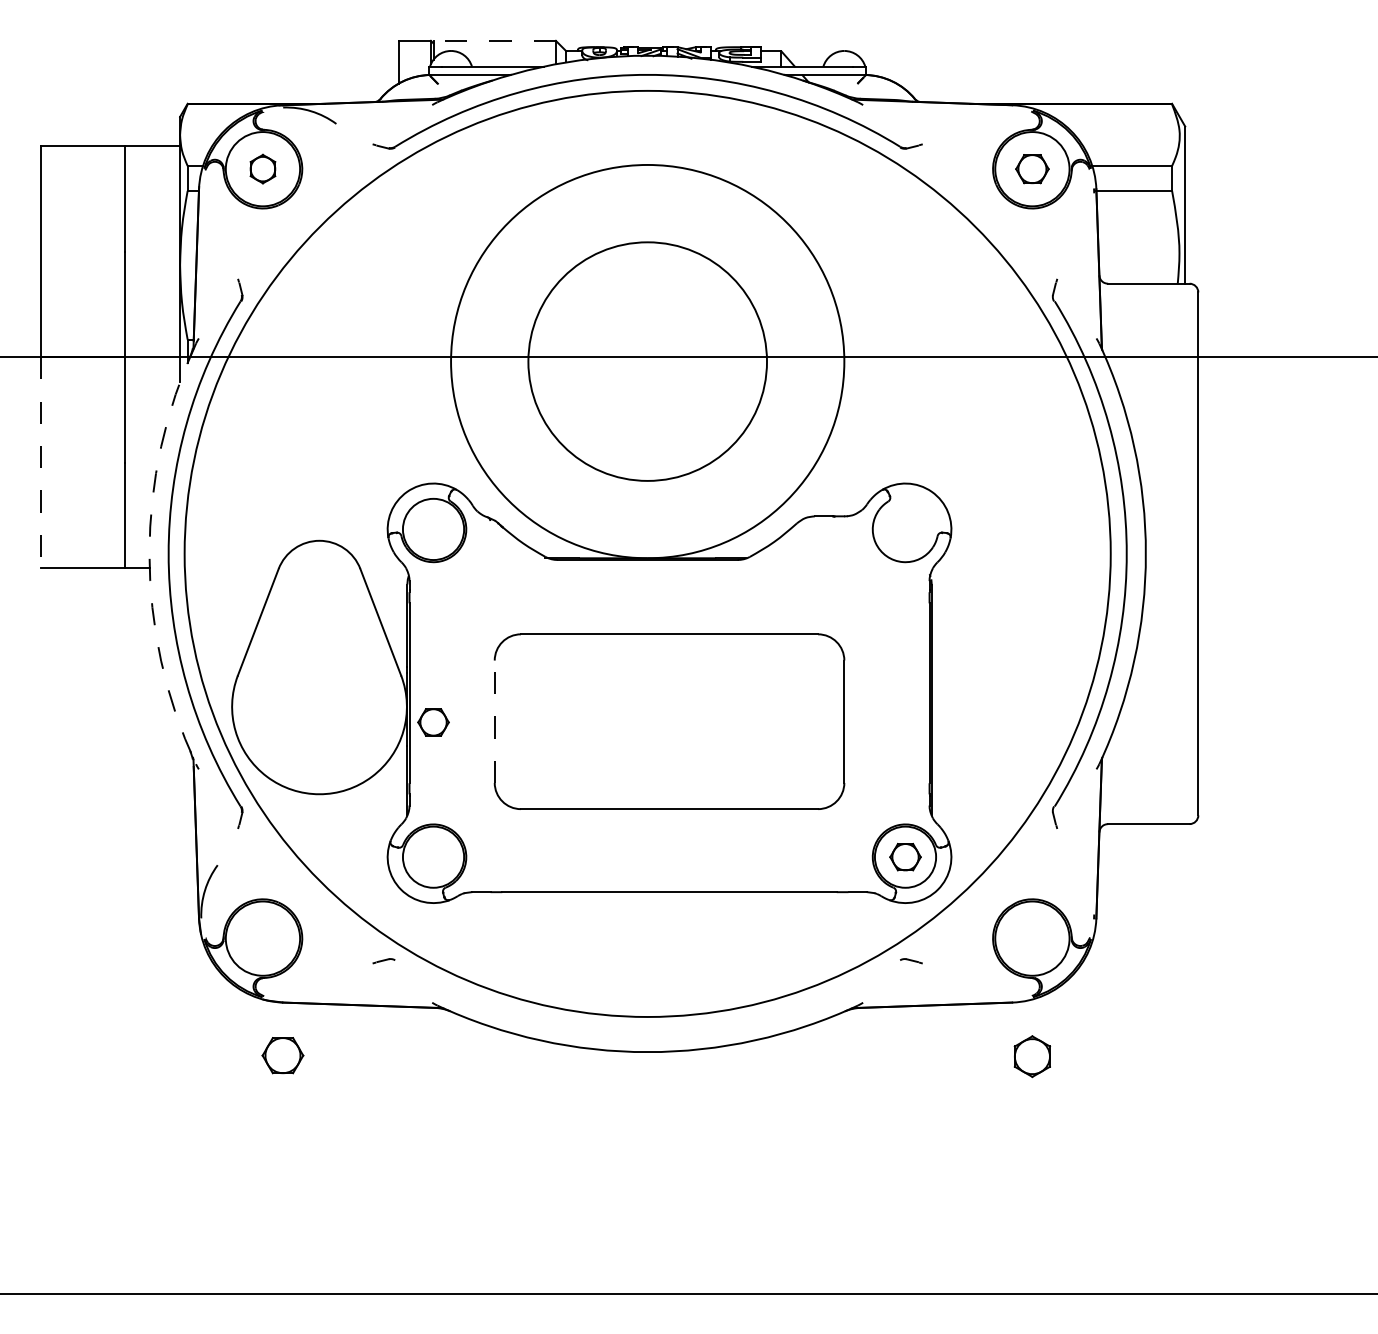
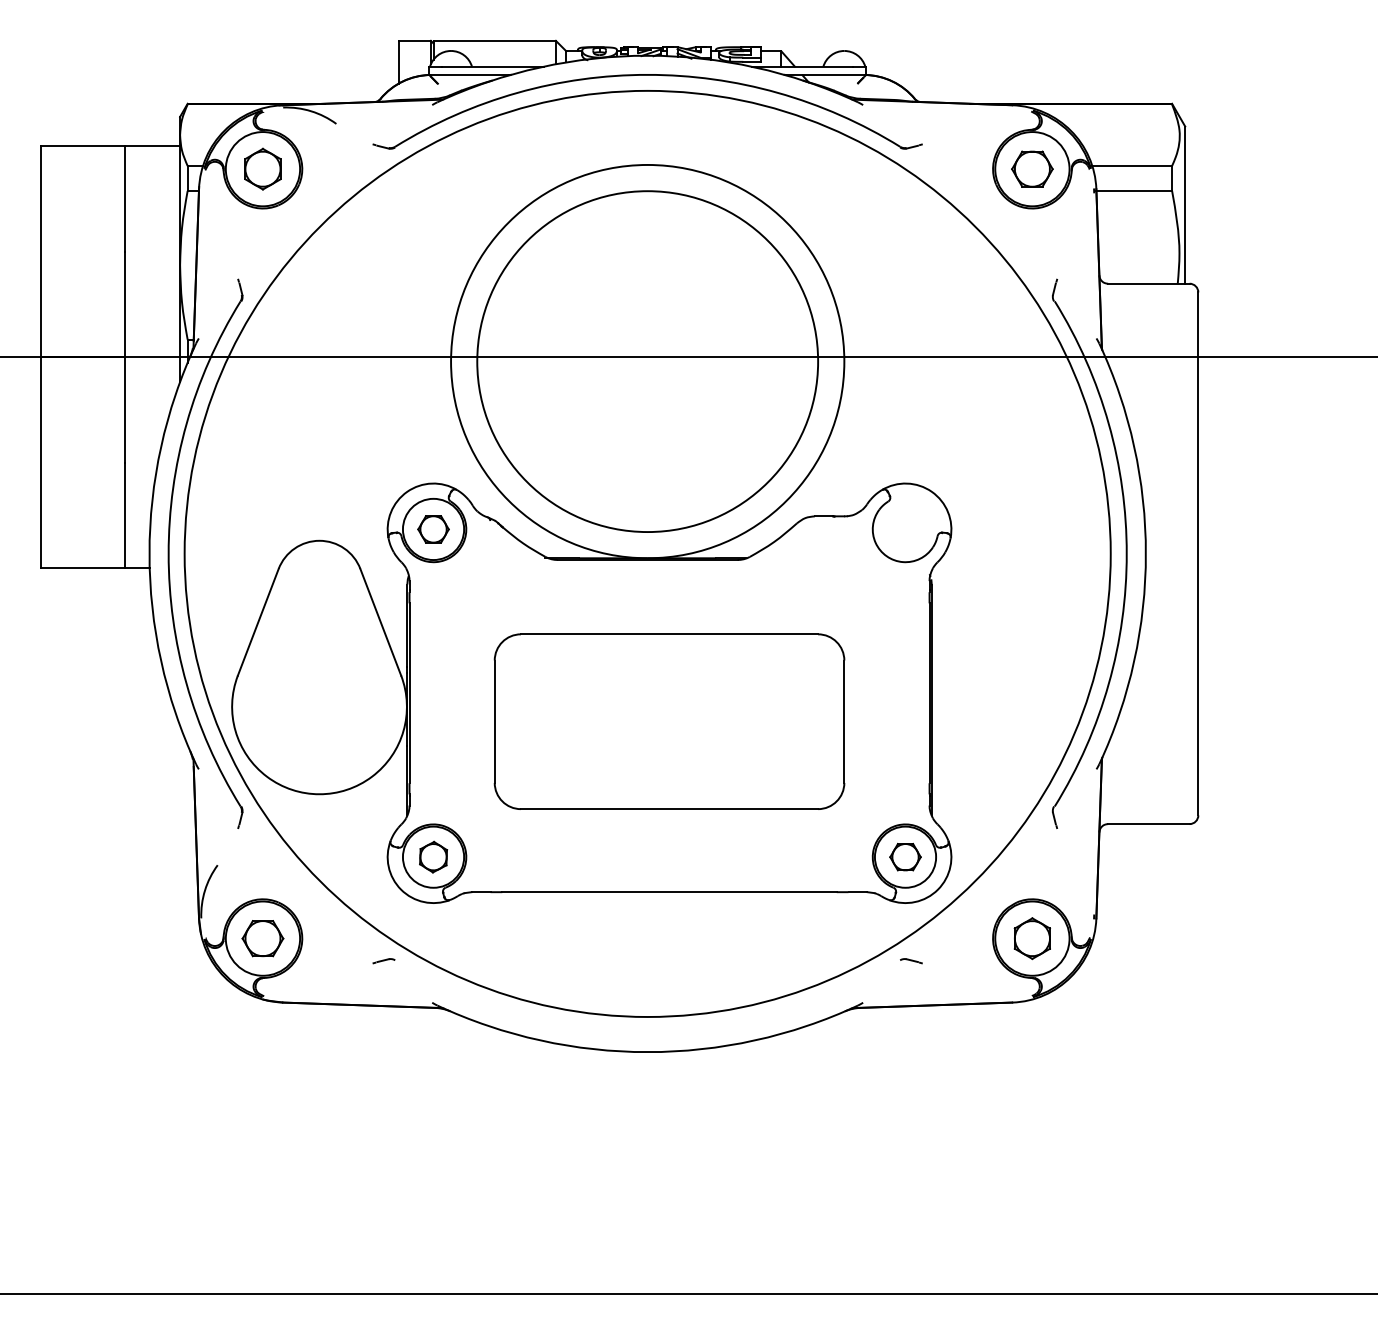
line: dashed -> solid (494, 40)
part size: 28x32 px -> 38x44 px (262, 168)
part size: 35x31 px -> 43x38 px (1032, 168)
circle diameter: 239 px -> 341 px (647, 361)
line: dashed -> solid (41, 463)
arc: dashed -> solid (149, 553)
line: dashed -> solid (494, 721)
part position: (433, 722) -> (433, 529) (433, 529)
part: none -> present (433, 856)
part position: (282, 1055) -> (262, 938) (262, 938)
part position: (1031, 1056) -> (1031, 938) (1031, 938)
